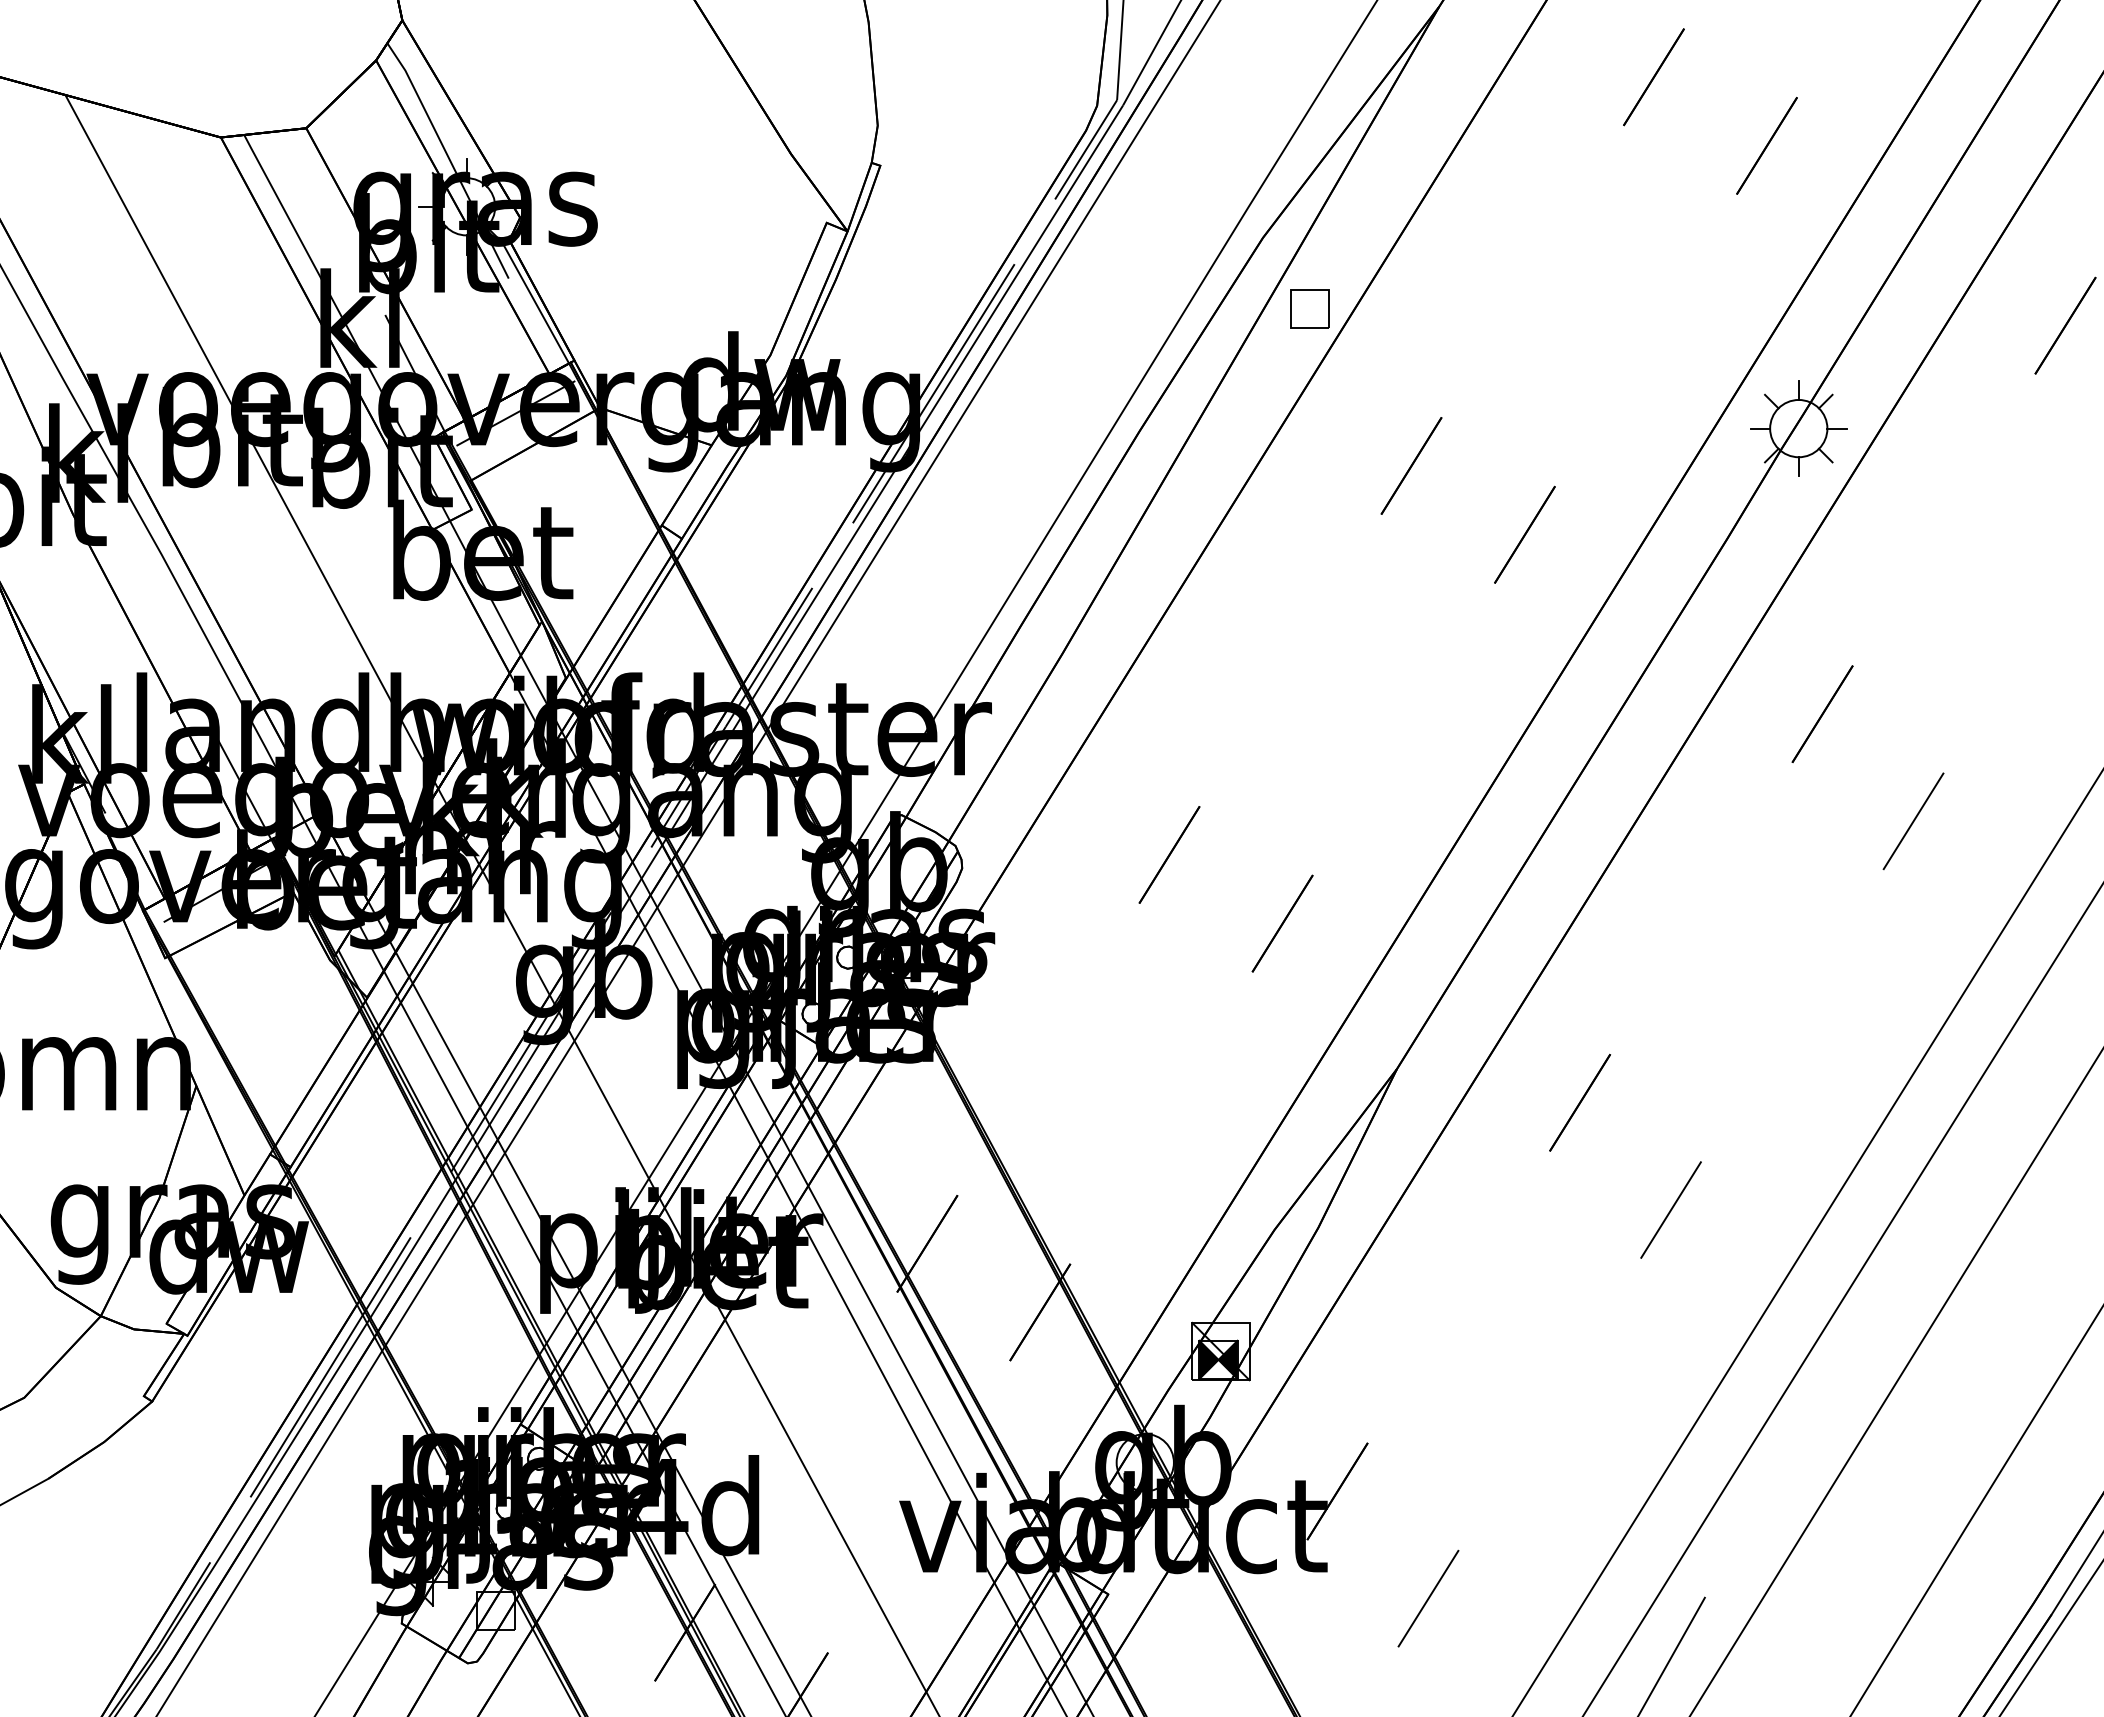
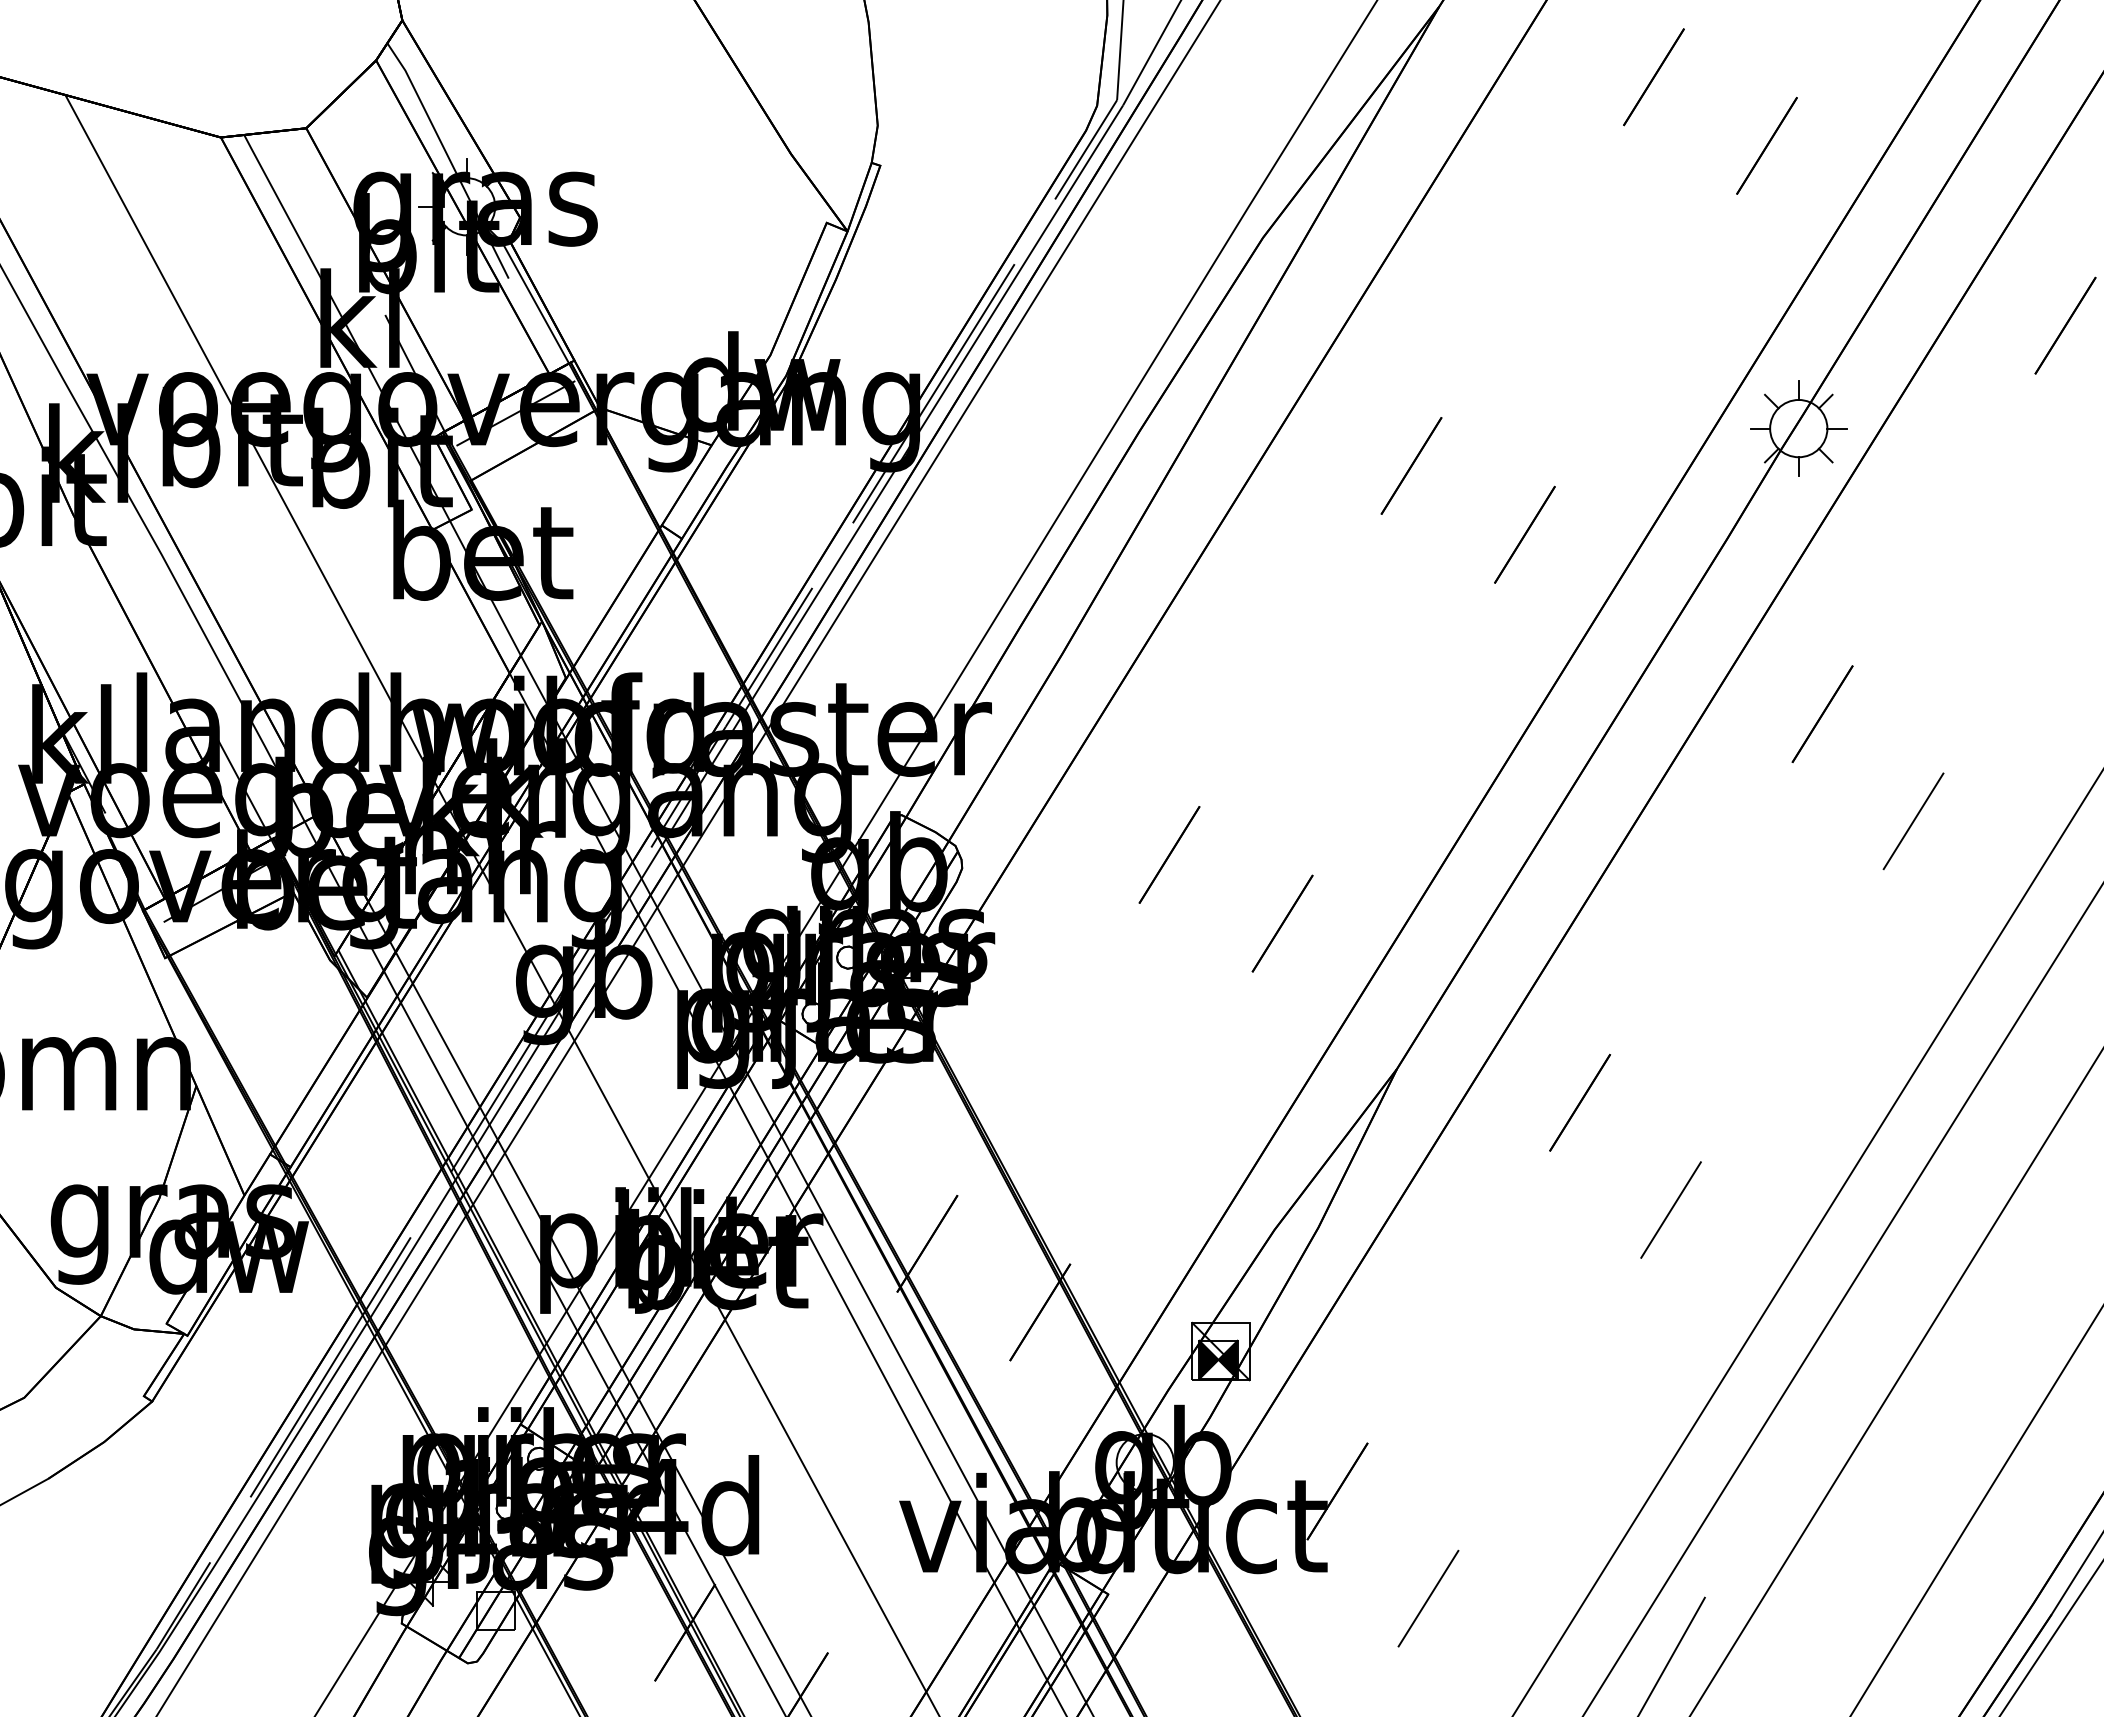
part: present -> none (1309, 308)
